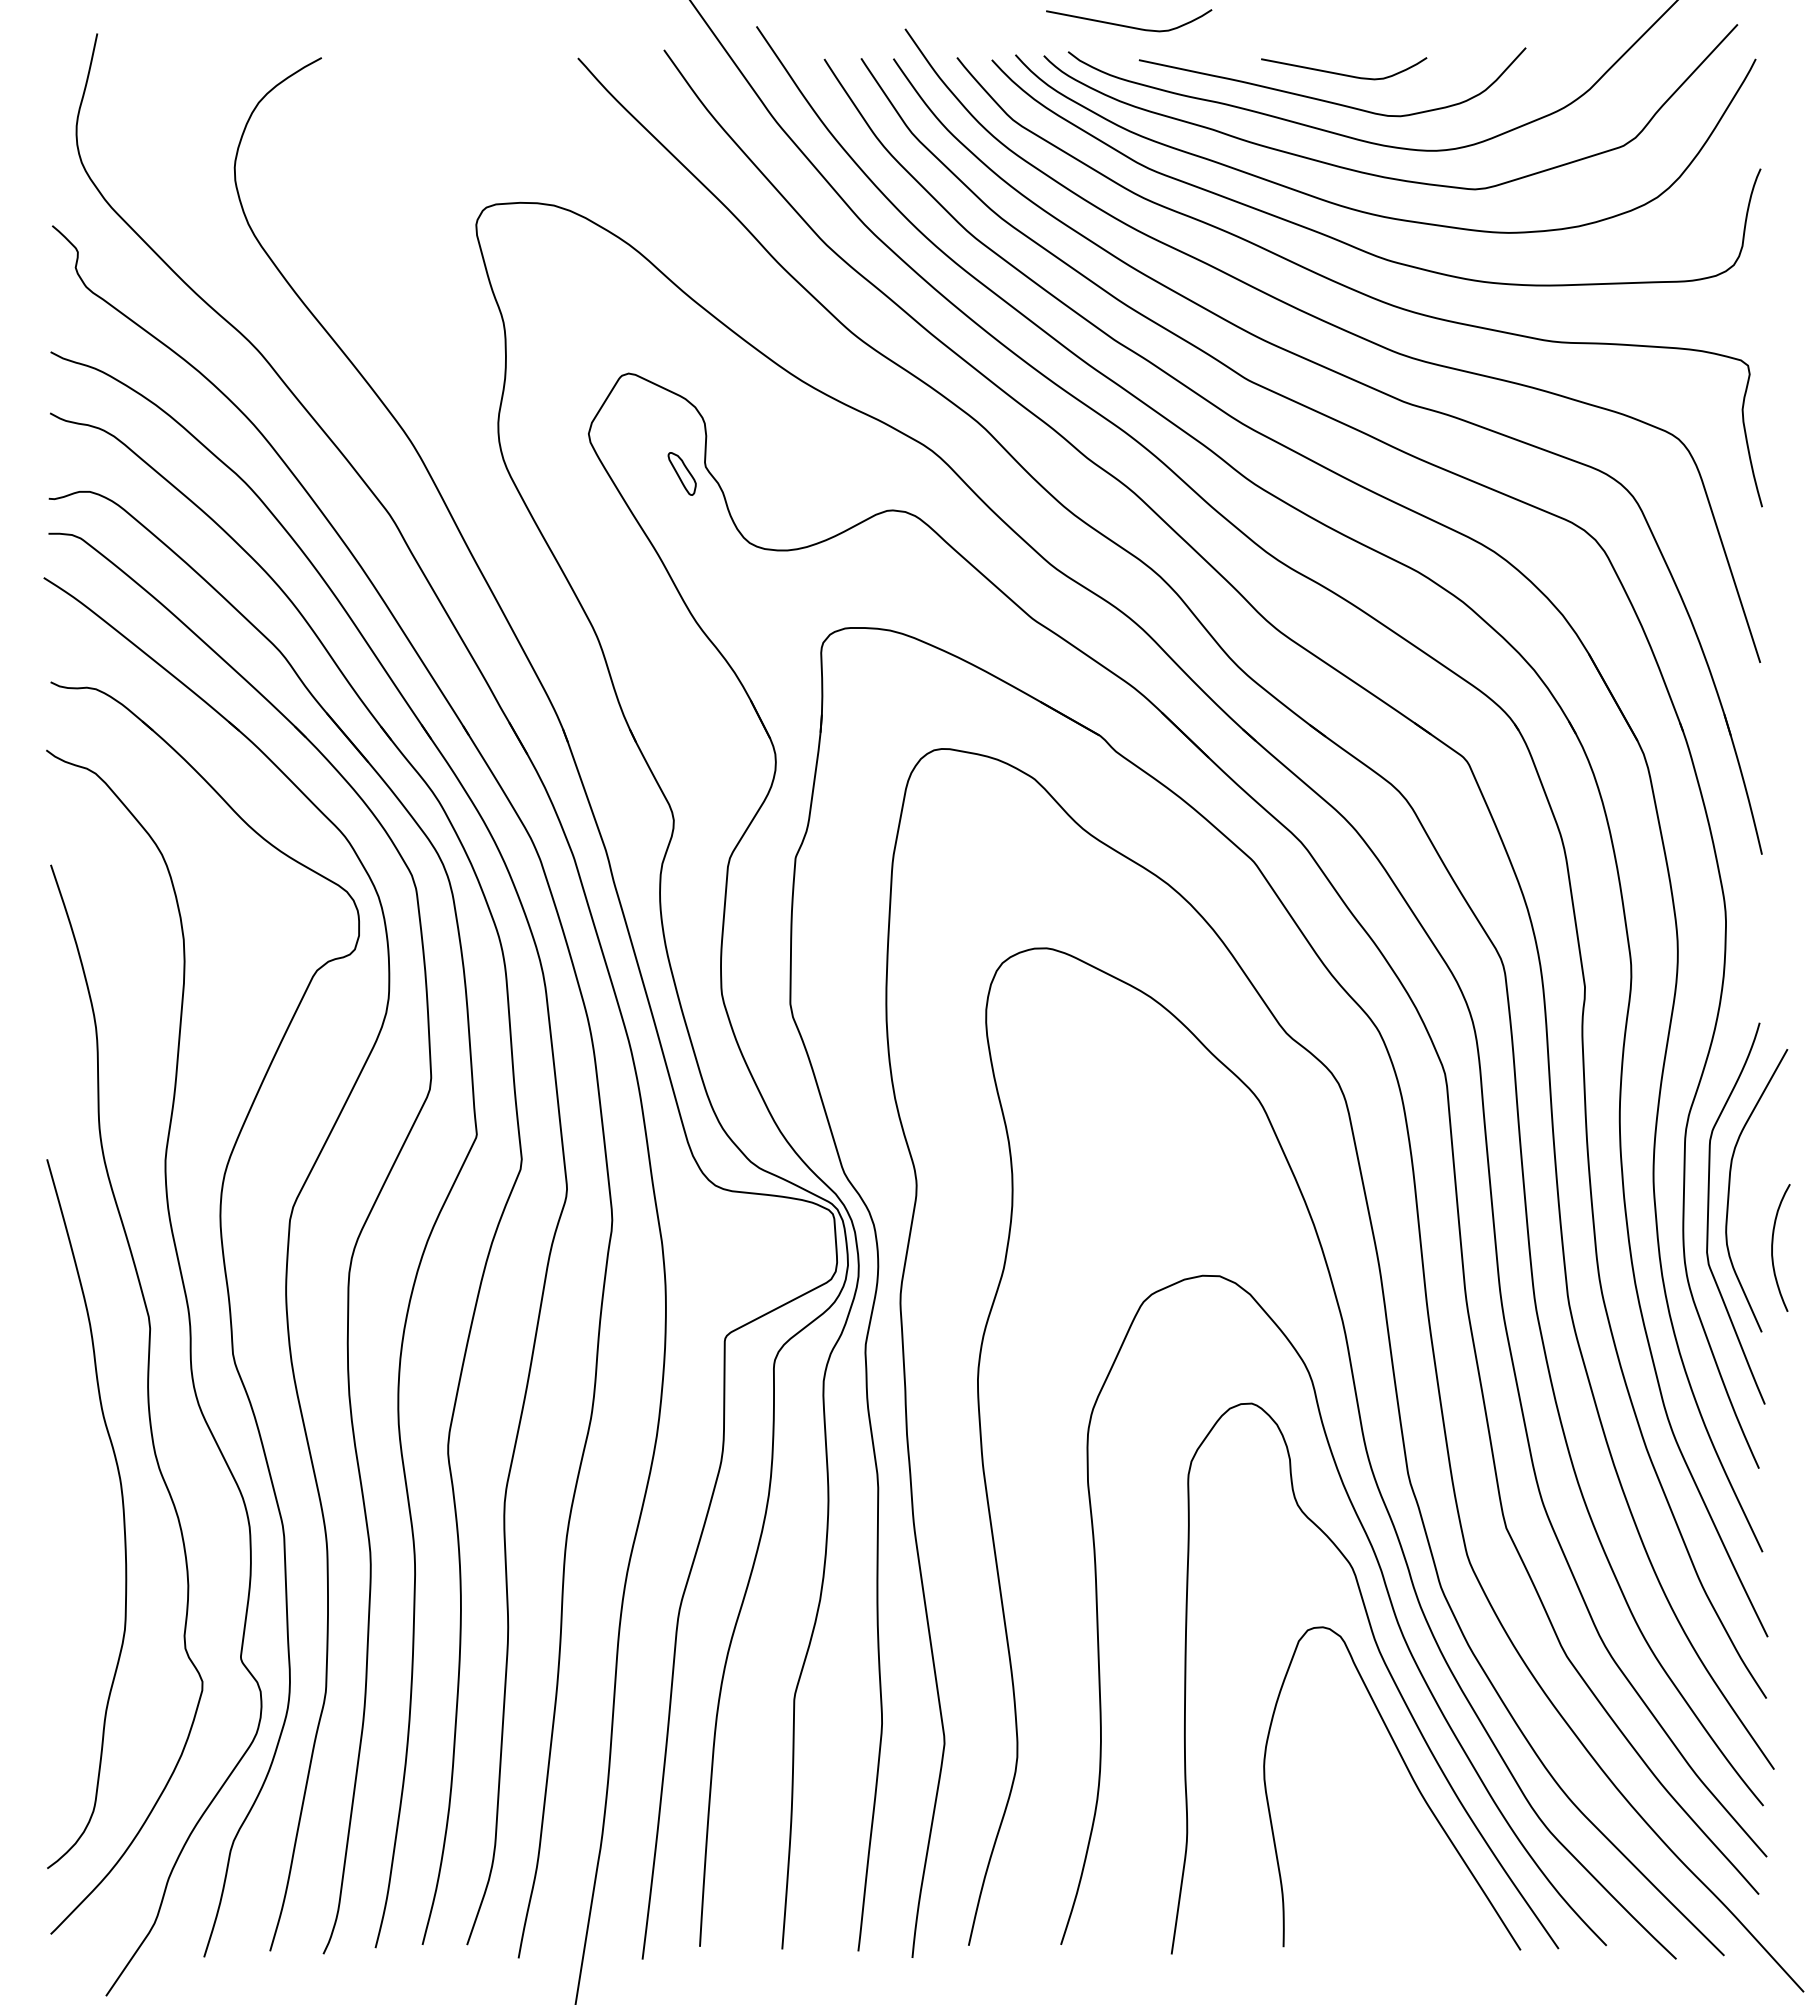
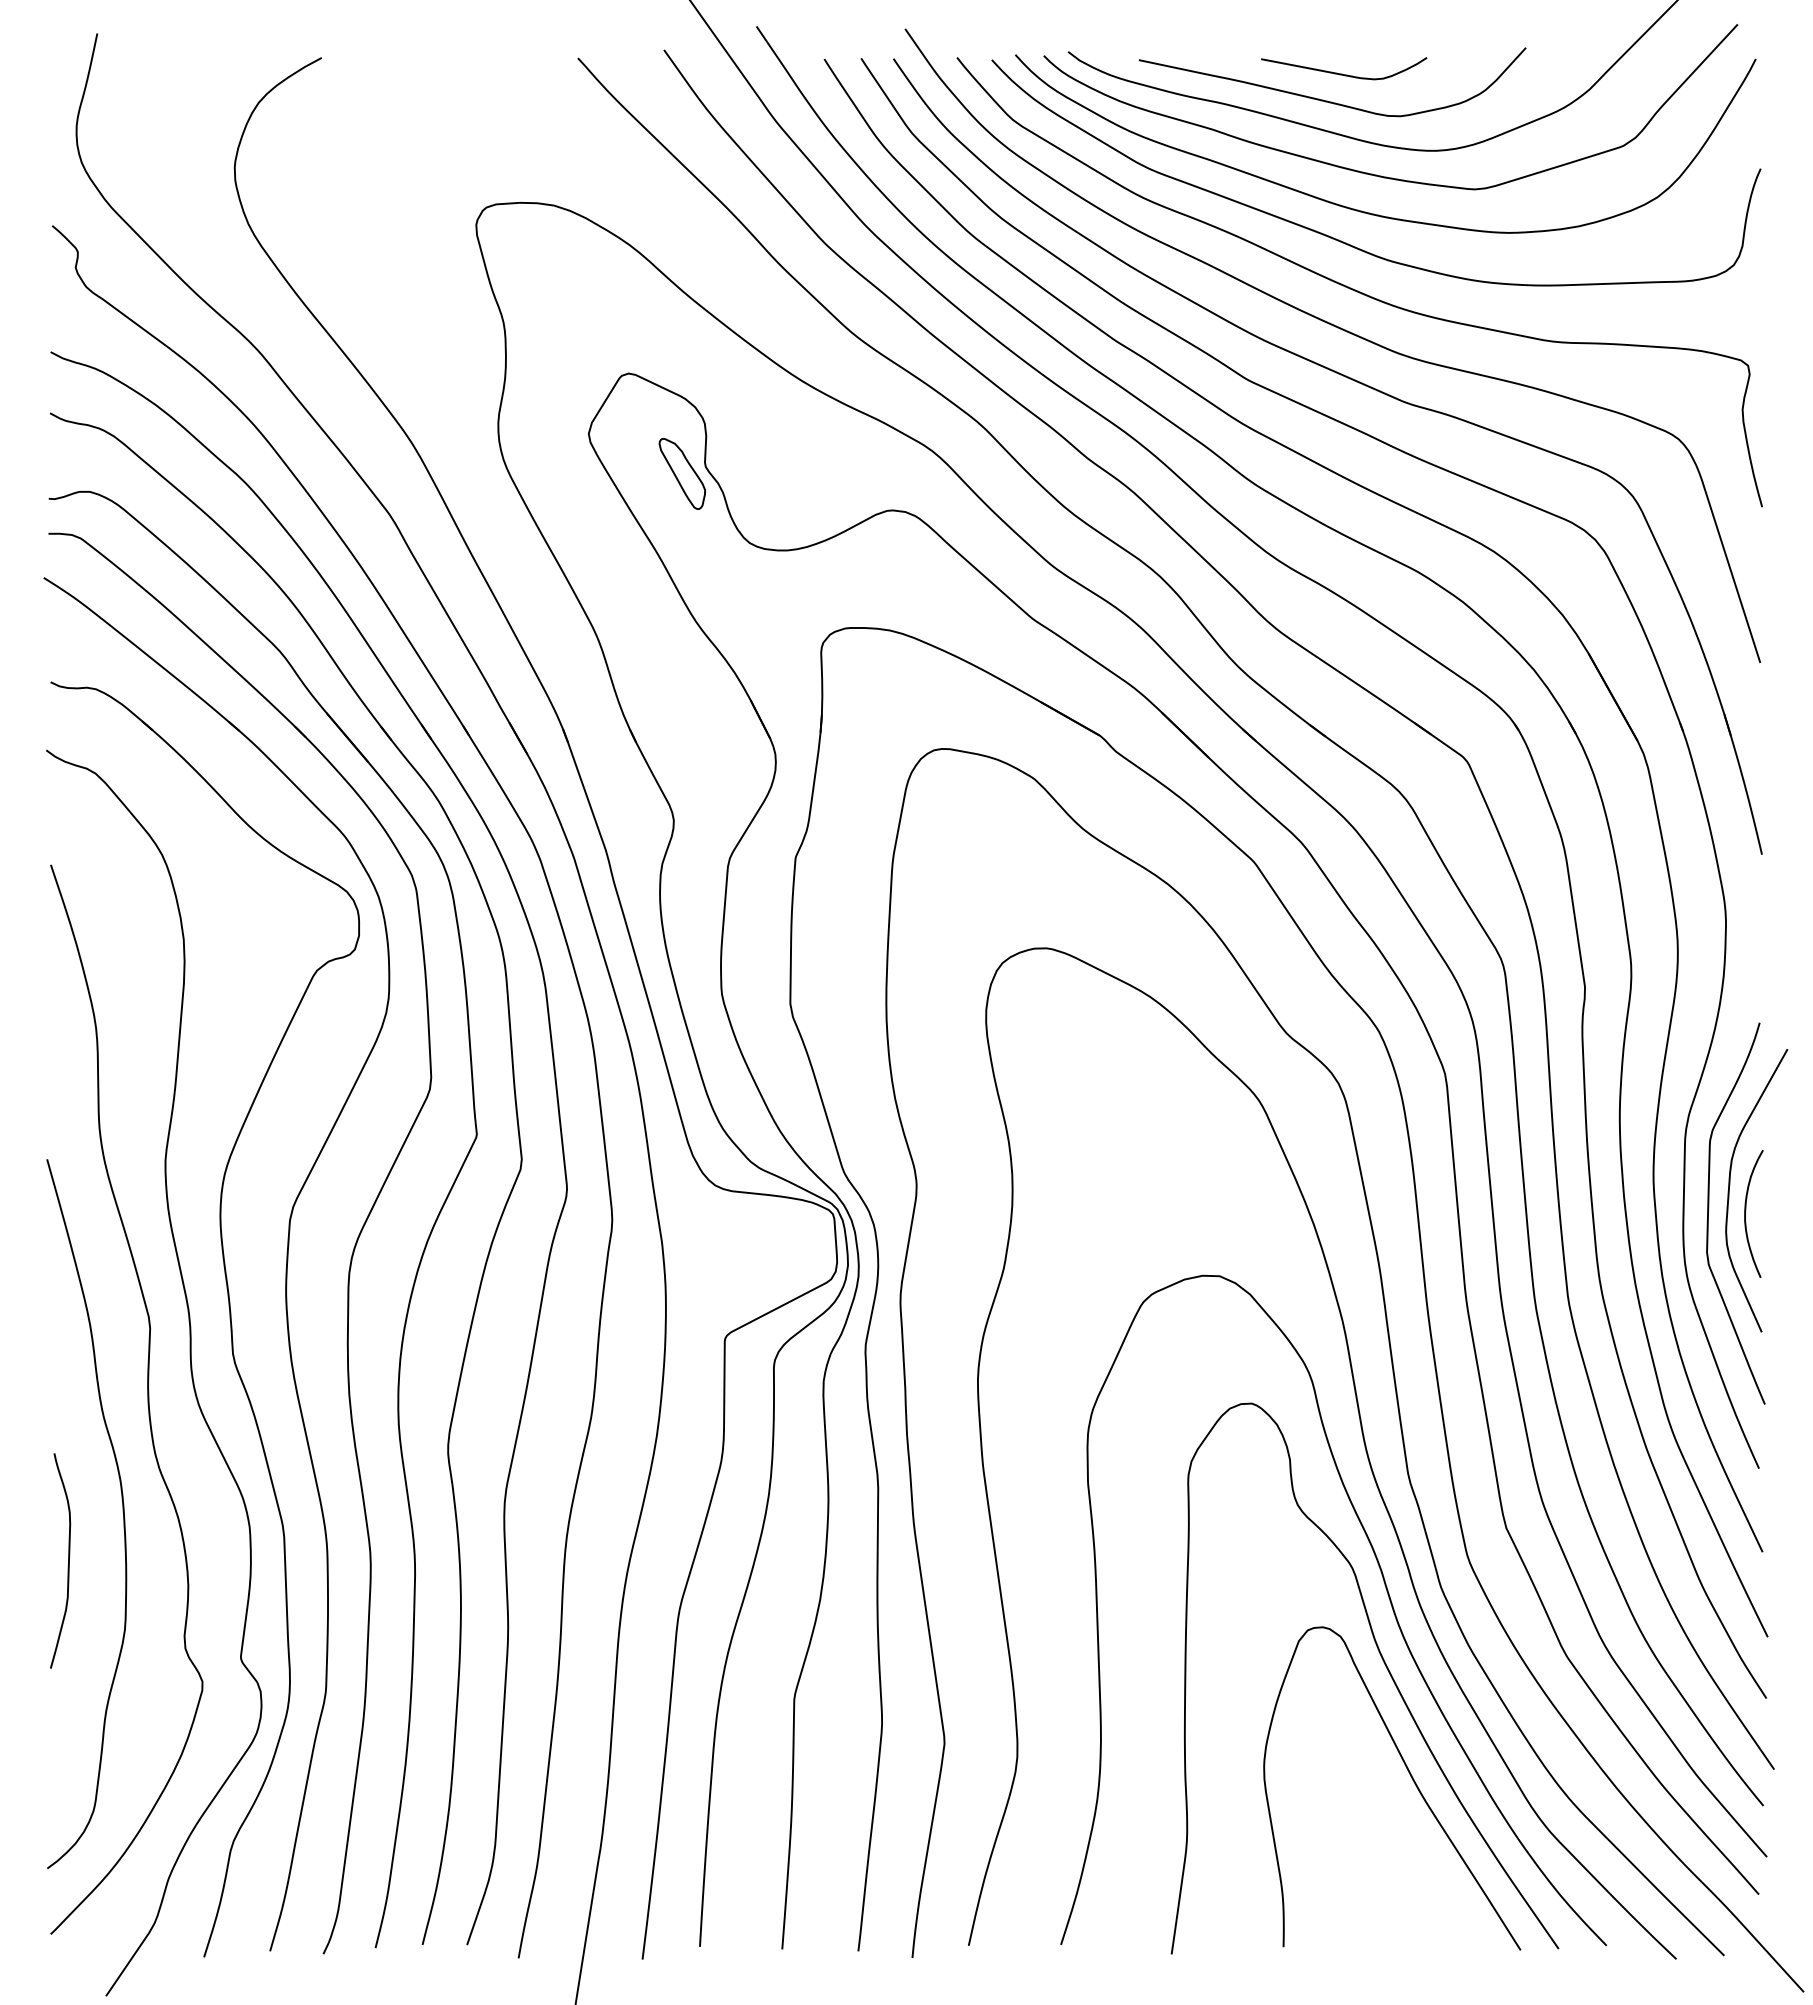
curve: present -> none (1127, 25)
part size: 30x44 px -> 48x72 px (681, 473)
curve position: (1773, 1244) -> (1746, 1210) (1746, 1210)
curve: none -> present (68, 1560)
